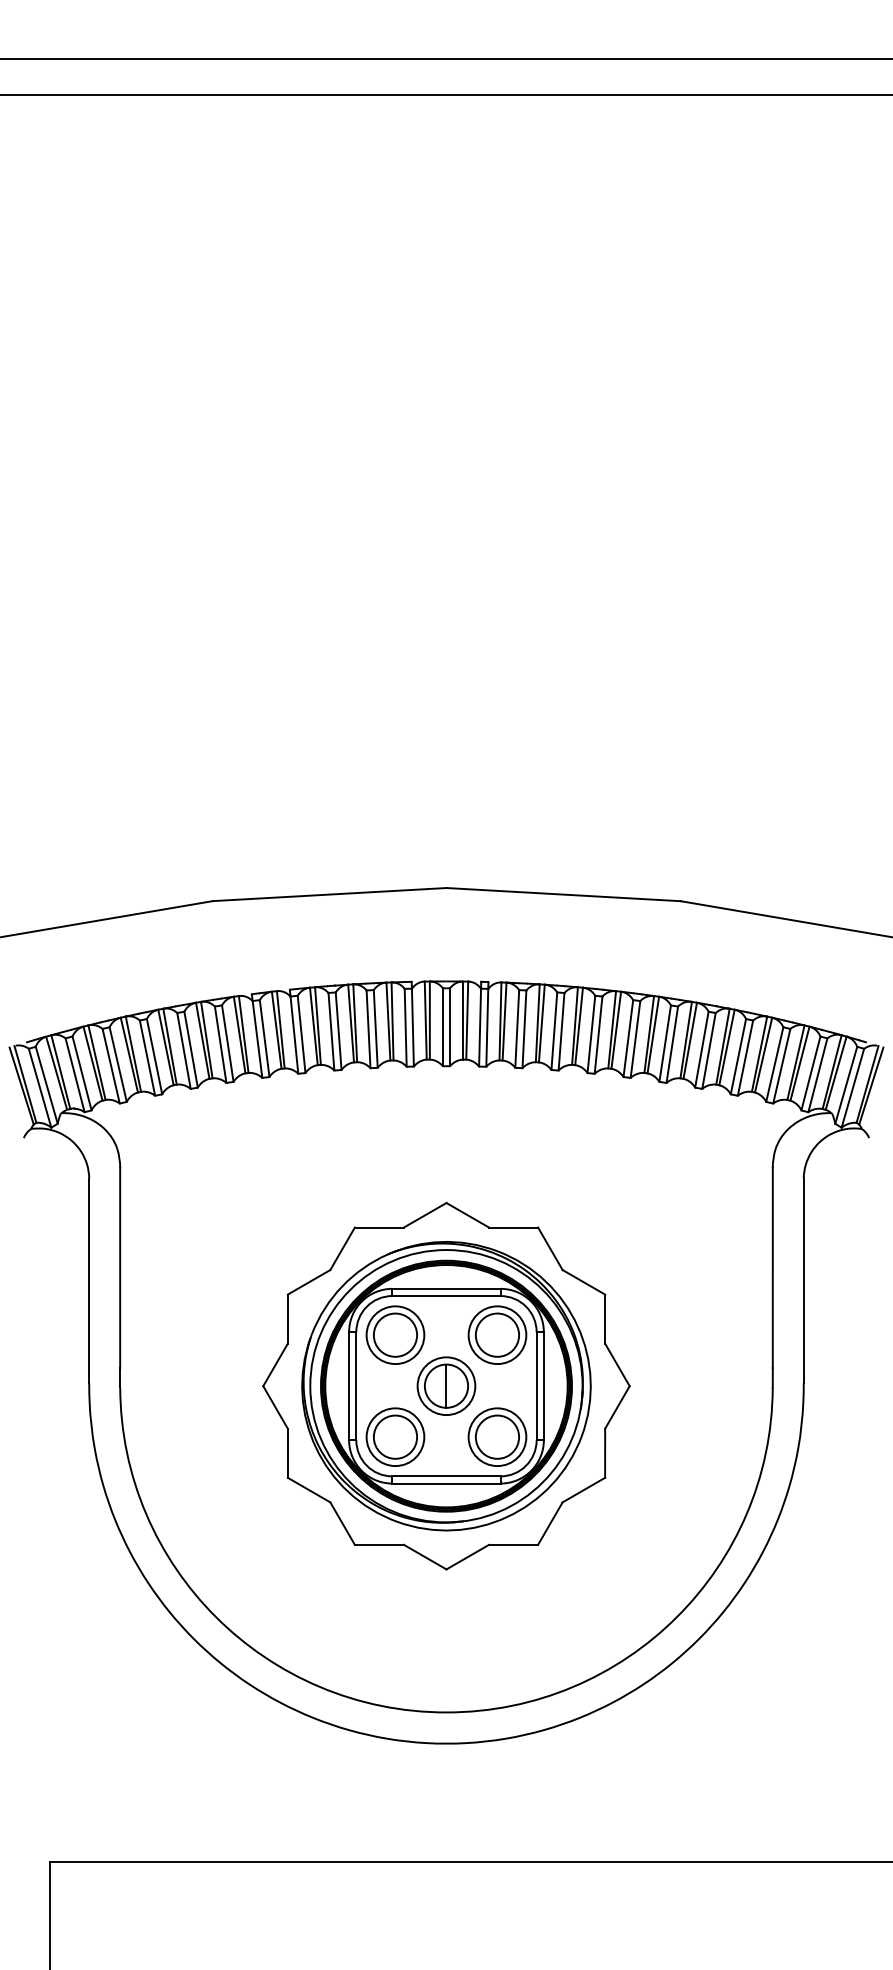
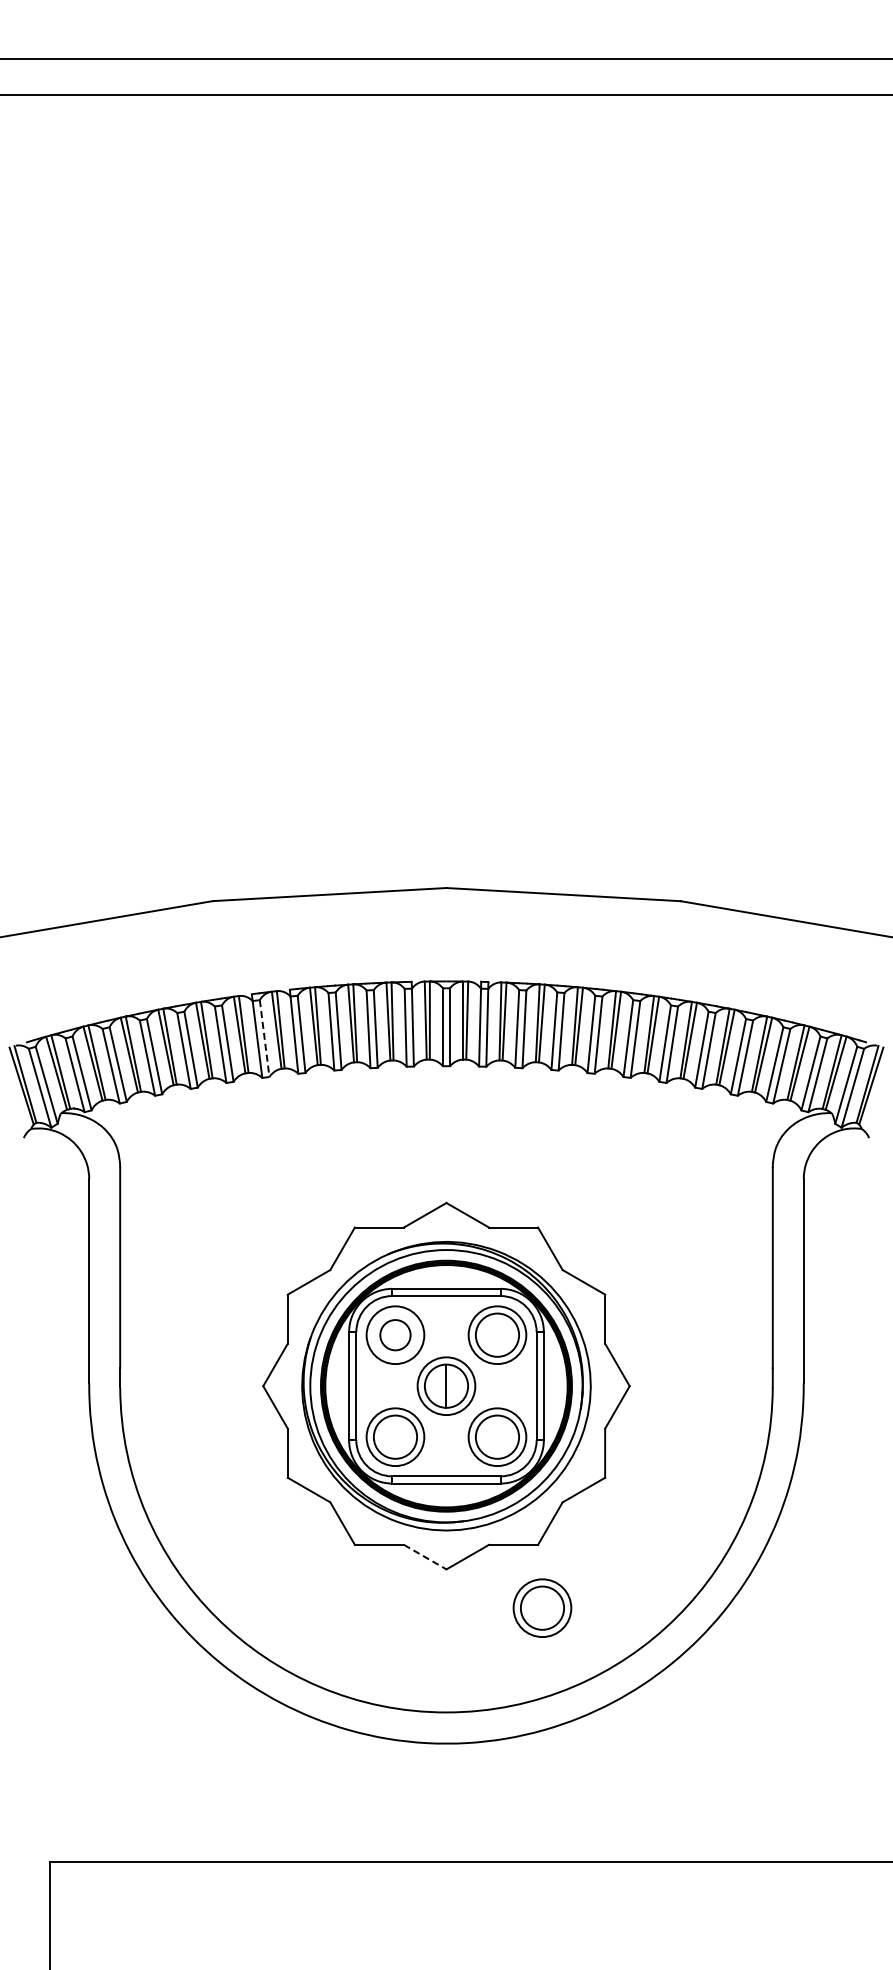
line: solid -> dashed (264, 1038)
circle diameter: 43 px -> 30 px (395, 1335)
line: solid -> dashed (425, 1557)
part: none -> present (542, 1607)
